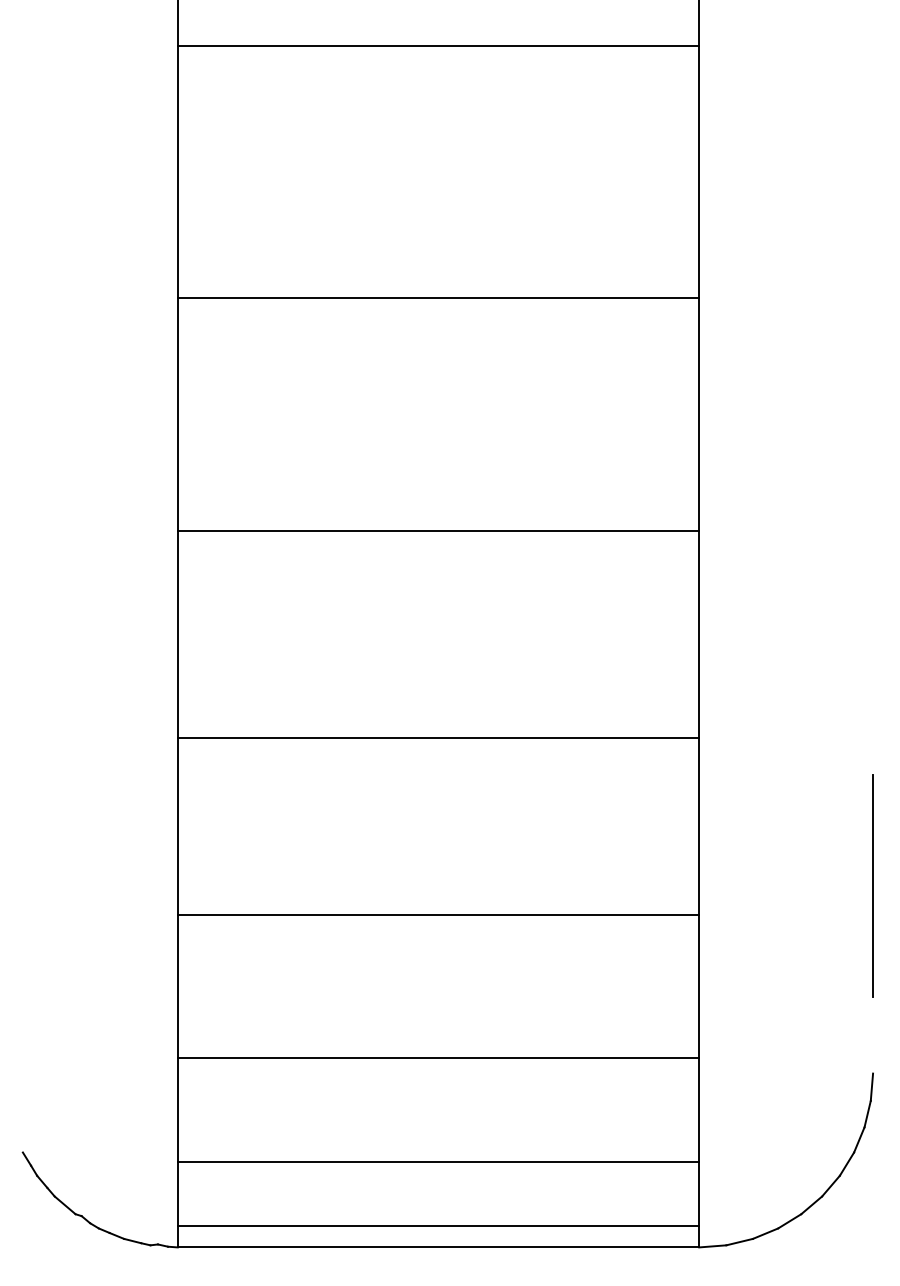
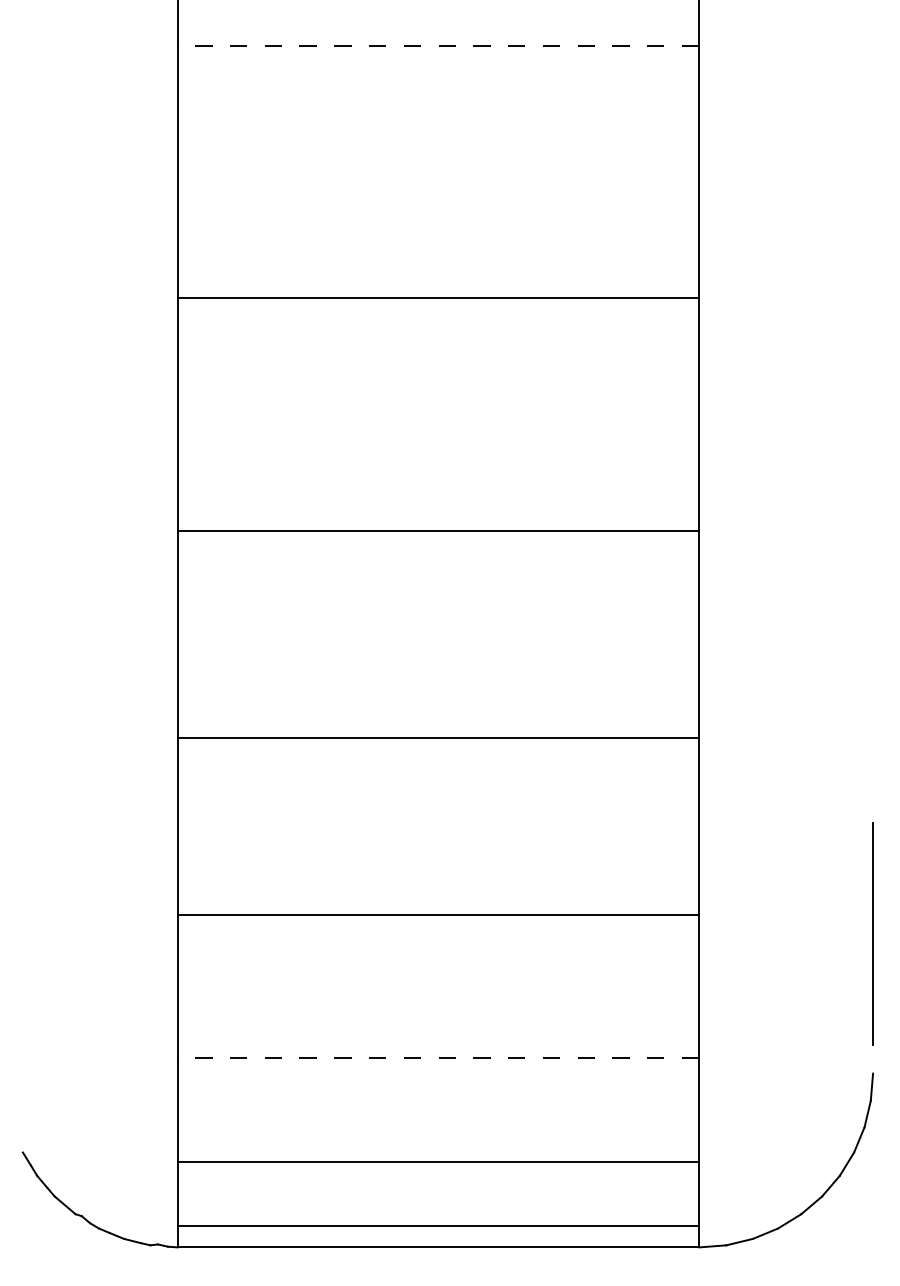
line: solid -> dashed (438, 46)
line position: (872, 885) -> (872, 933) (872, 933)
line: solid -> dashed (438, 1057)
